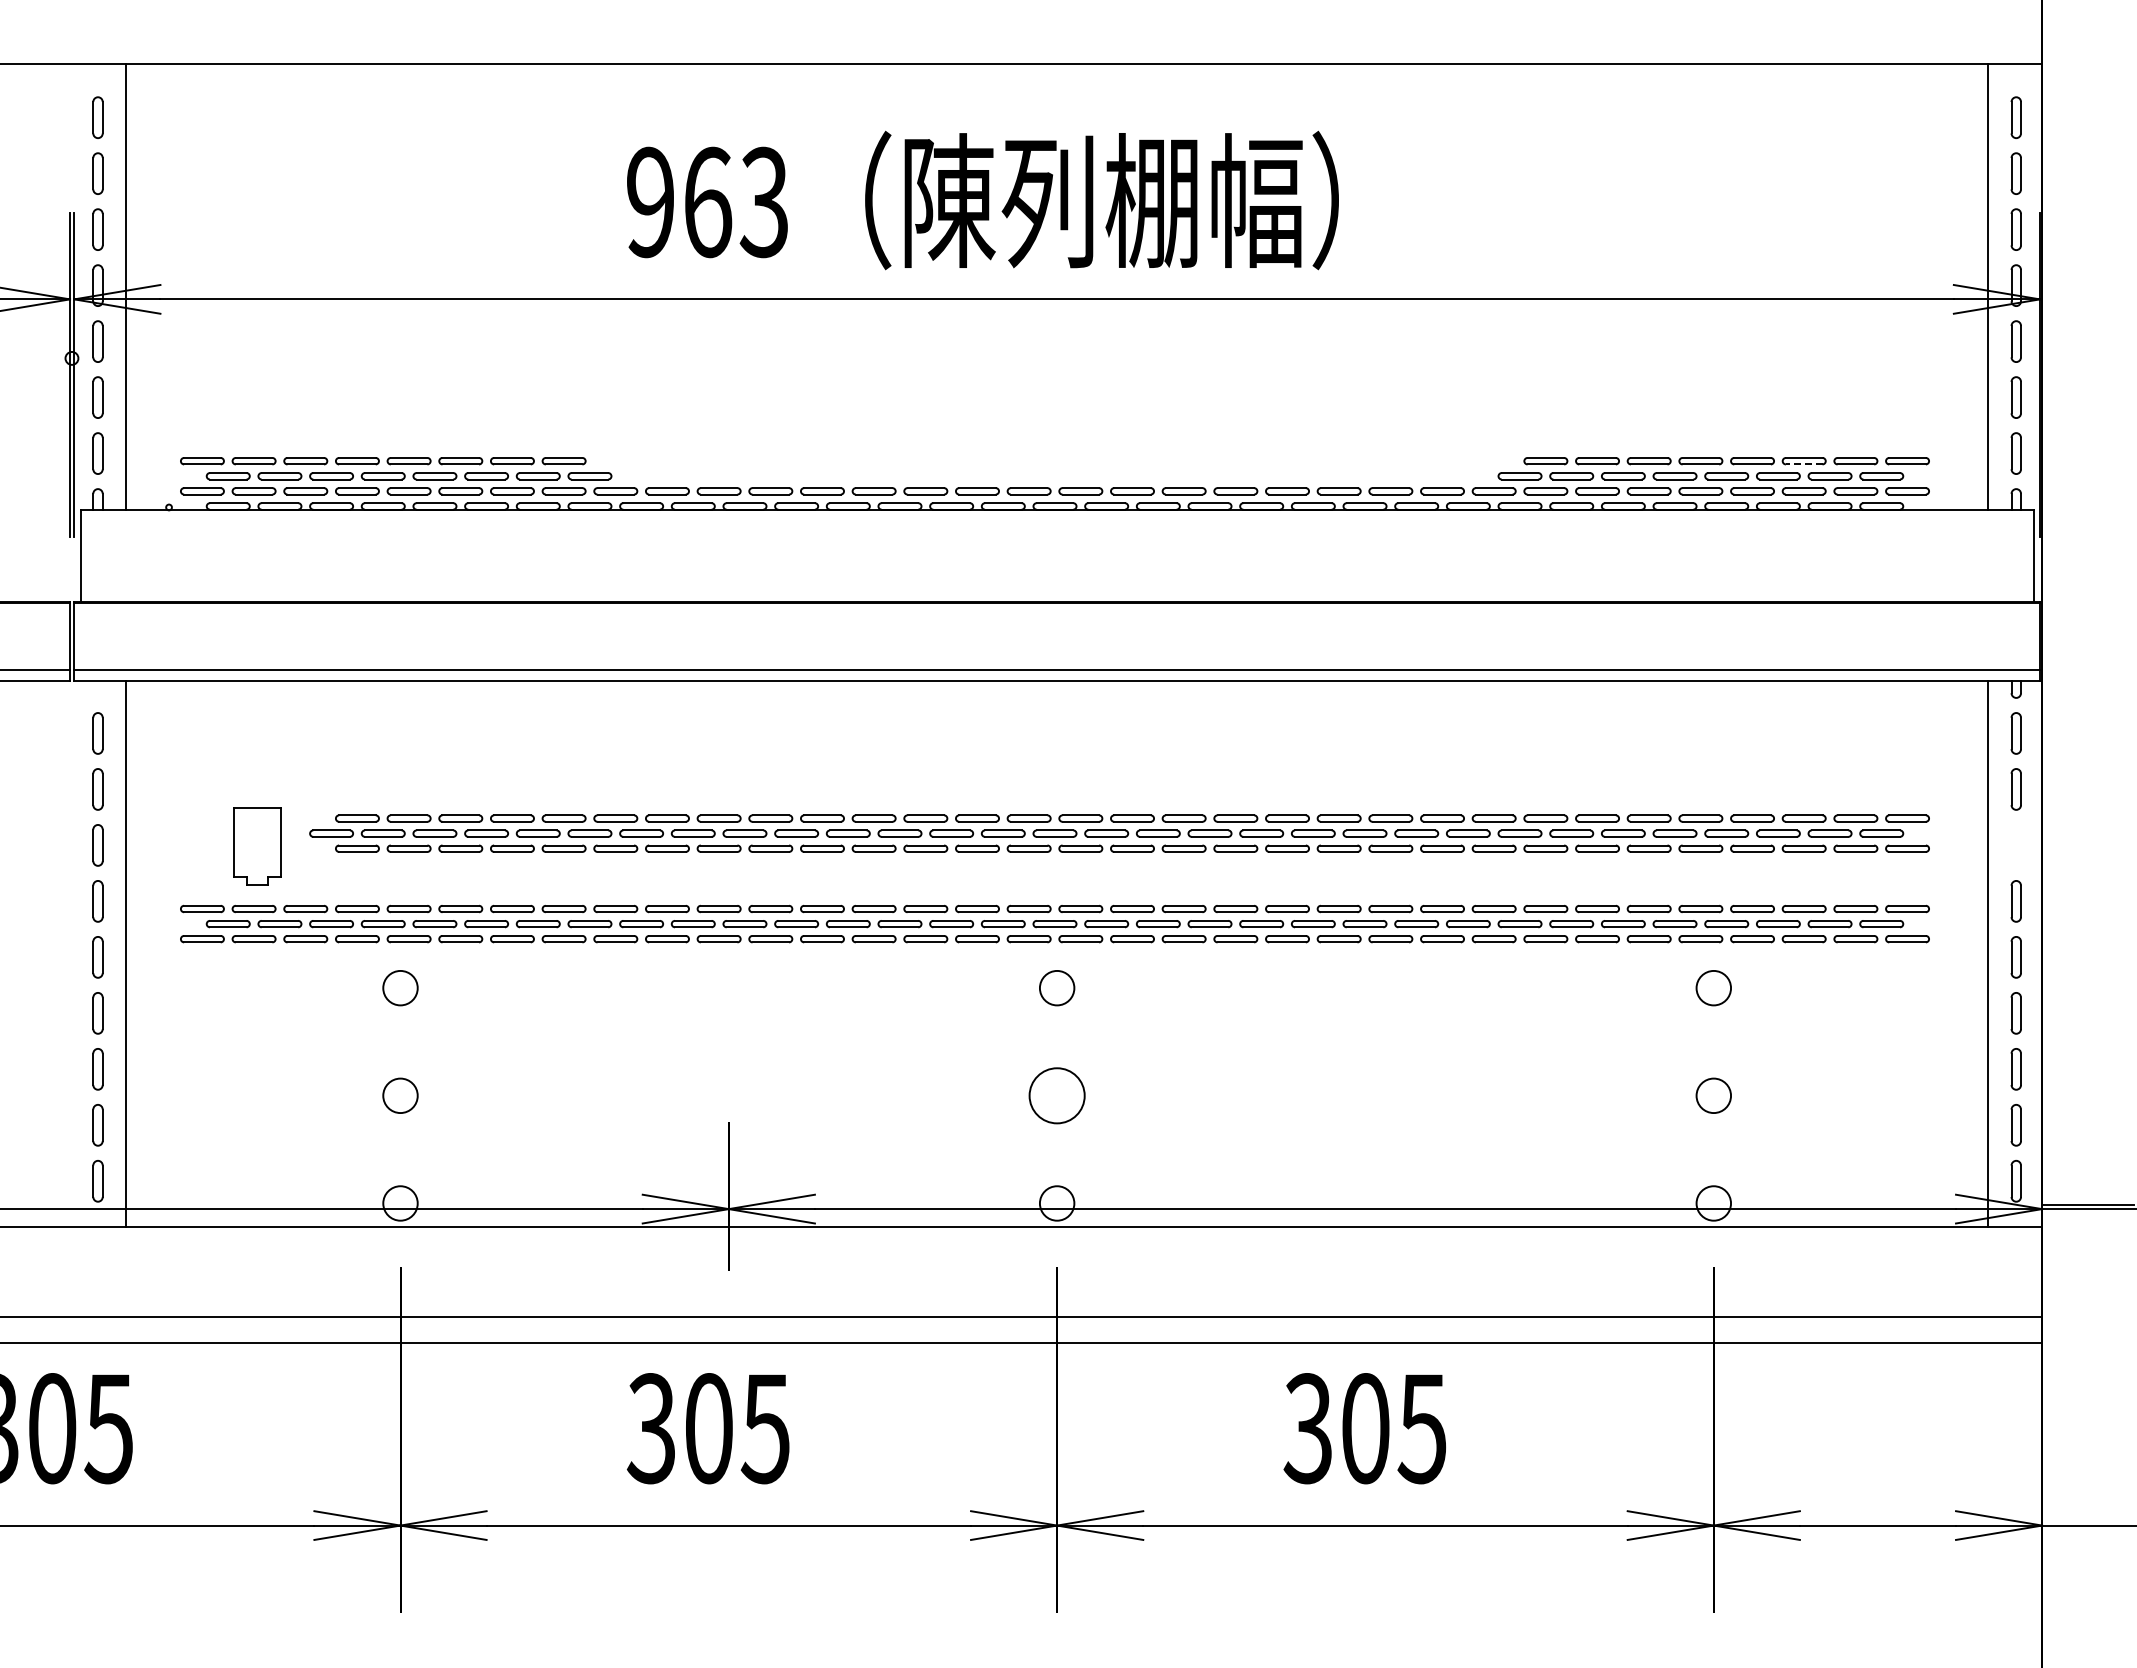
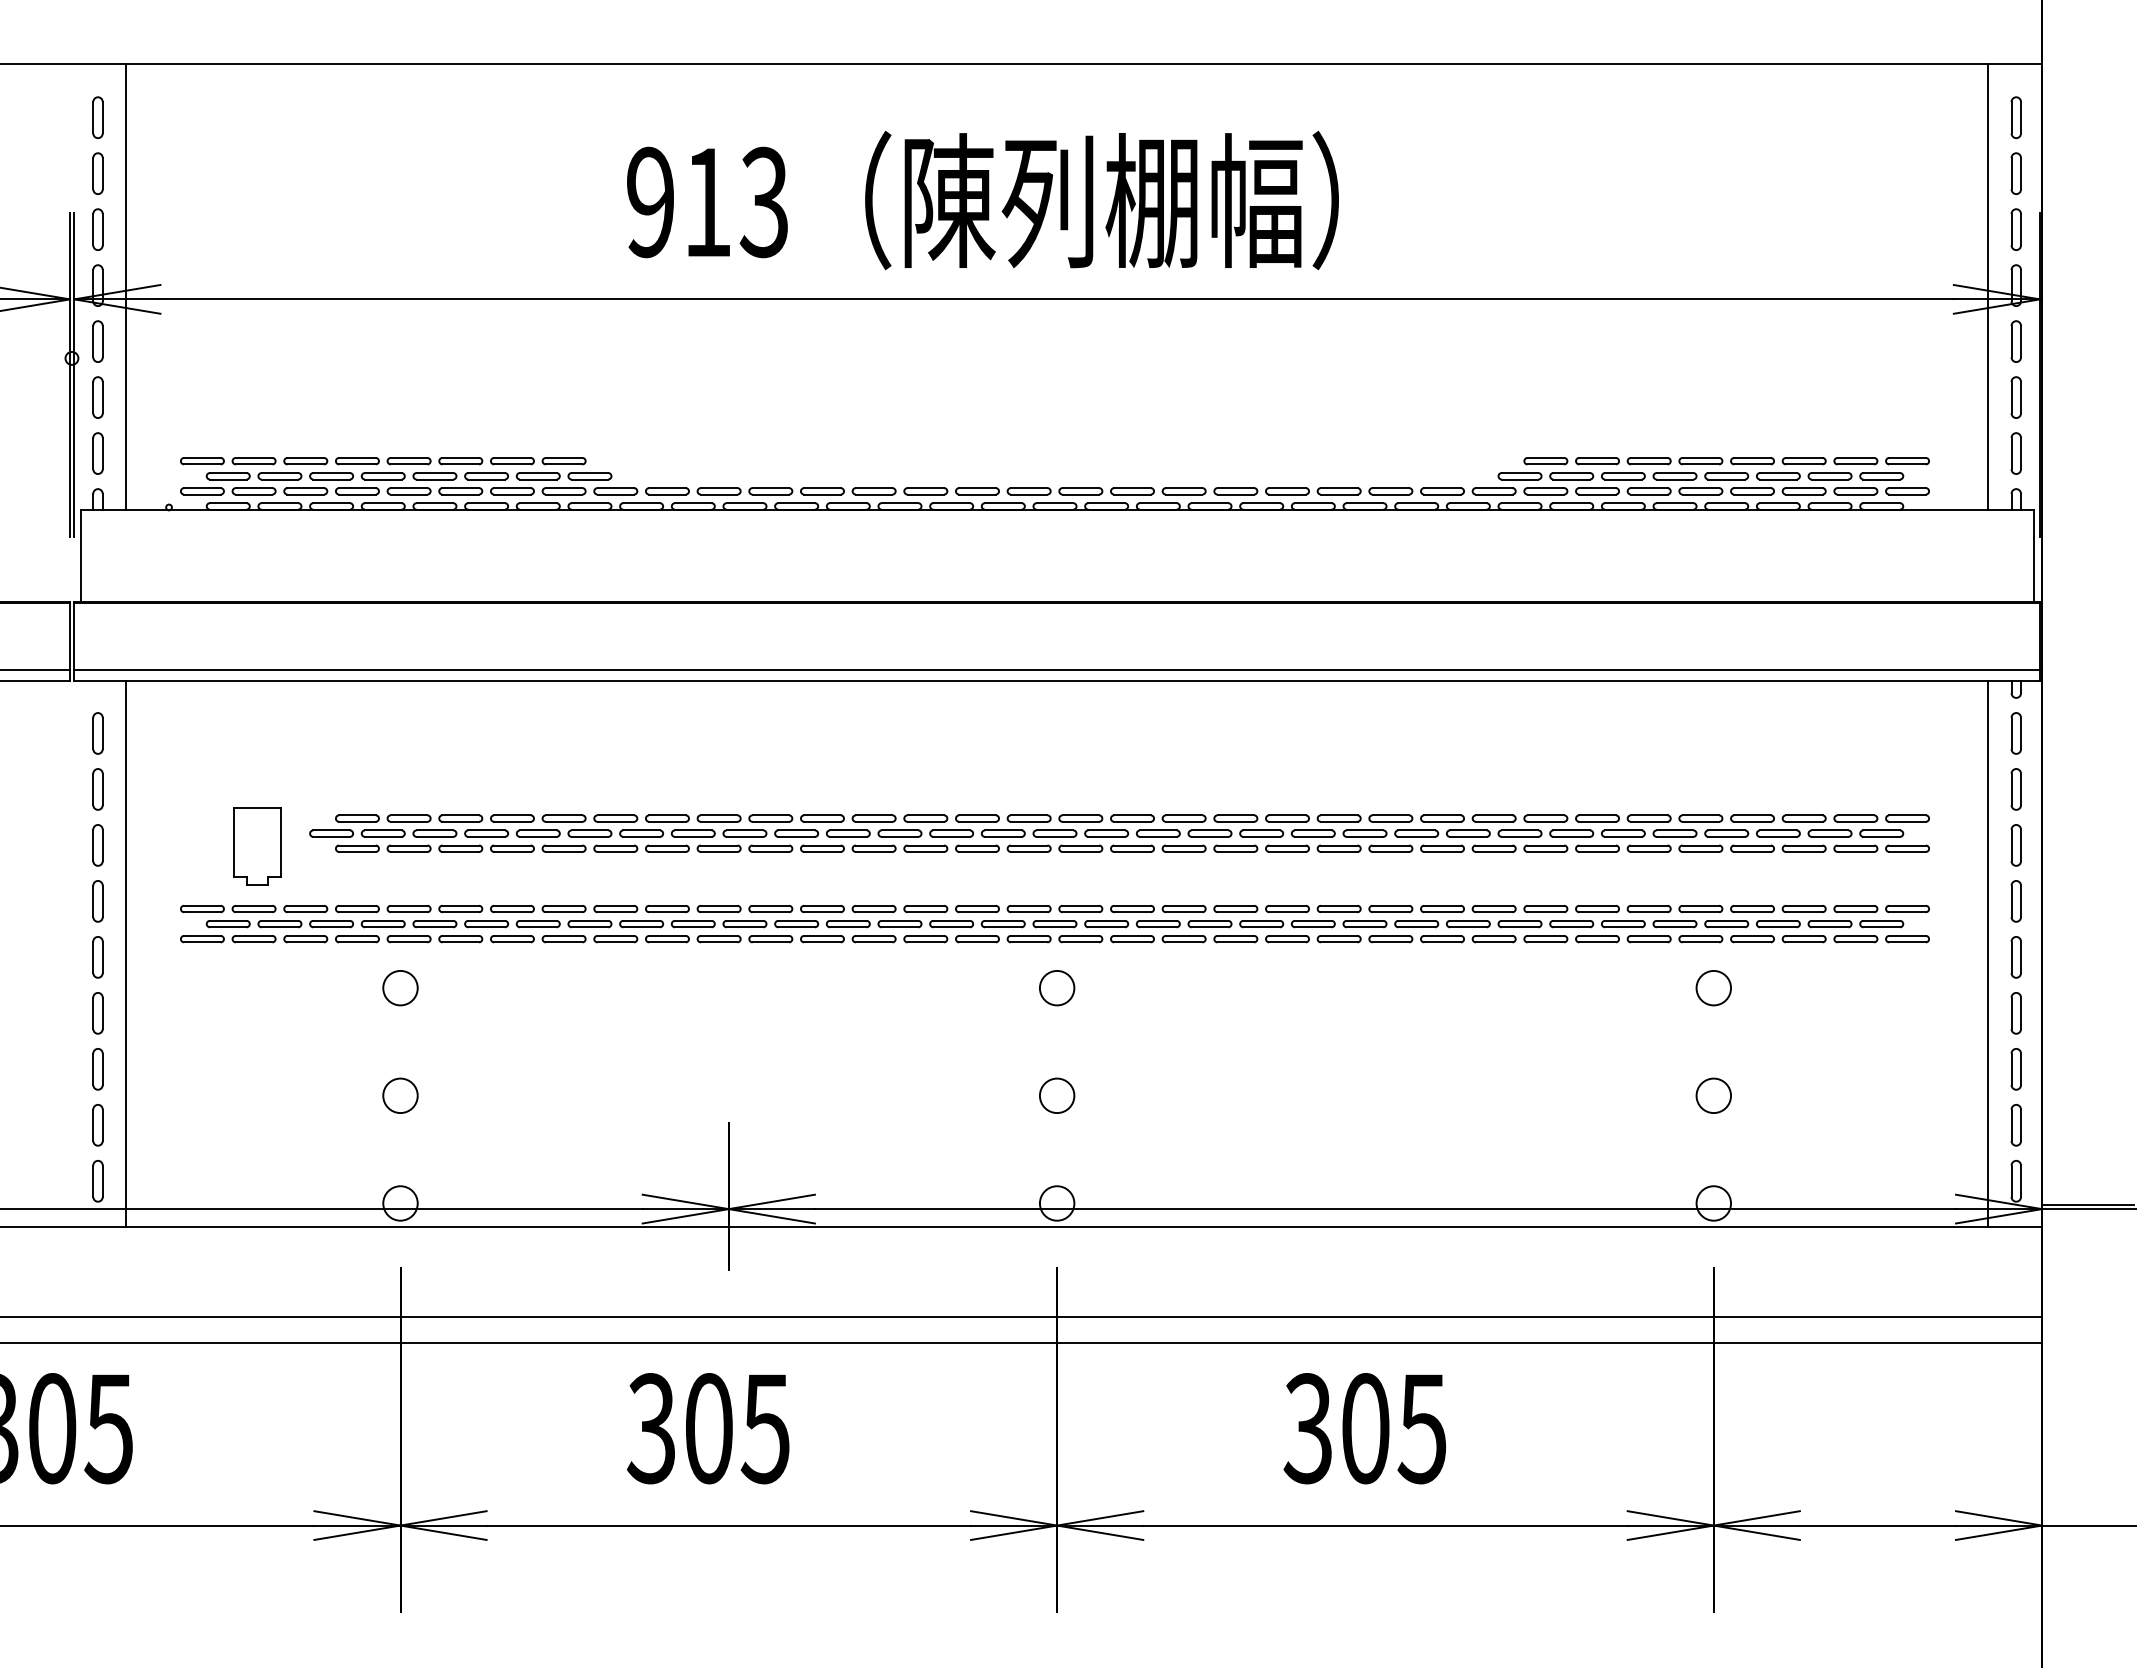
text: 963 -> 913 (708, 202)
line: dashed -> solid (1803, 464)
part: none -> present (2015, 845)
circle diameter: 55 px -> 34 px (1056, 1095)
